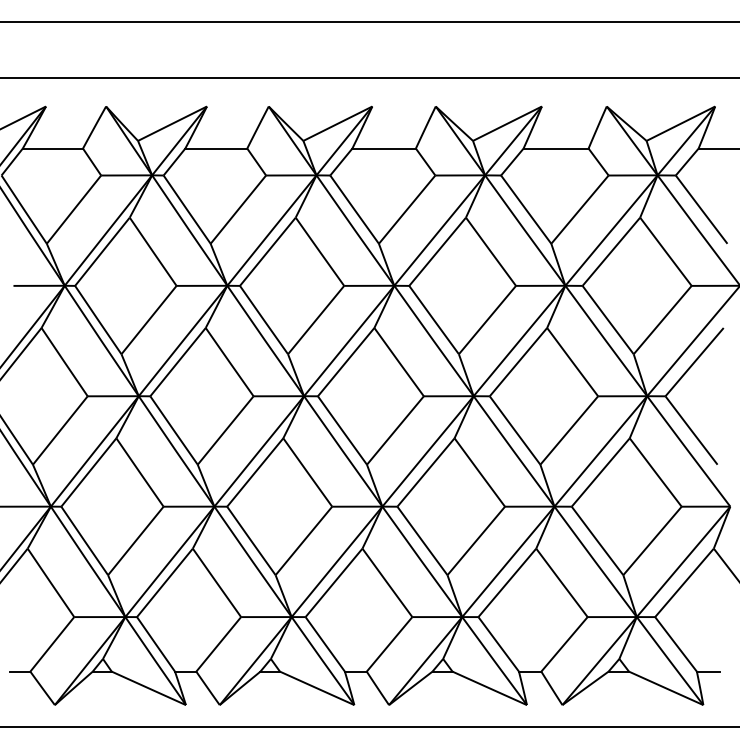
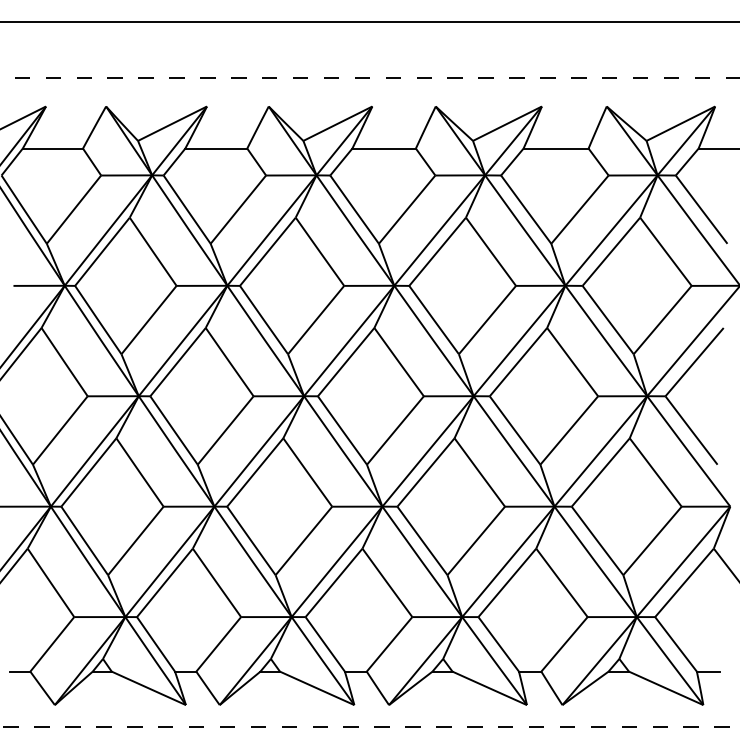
line: solid -> dashed (370, 78)
line: solid -> dashed (370, 727)
